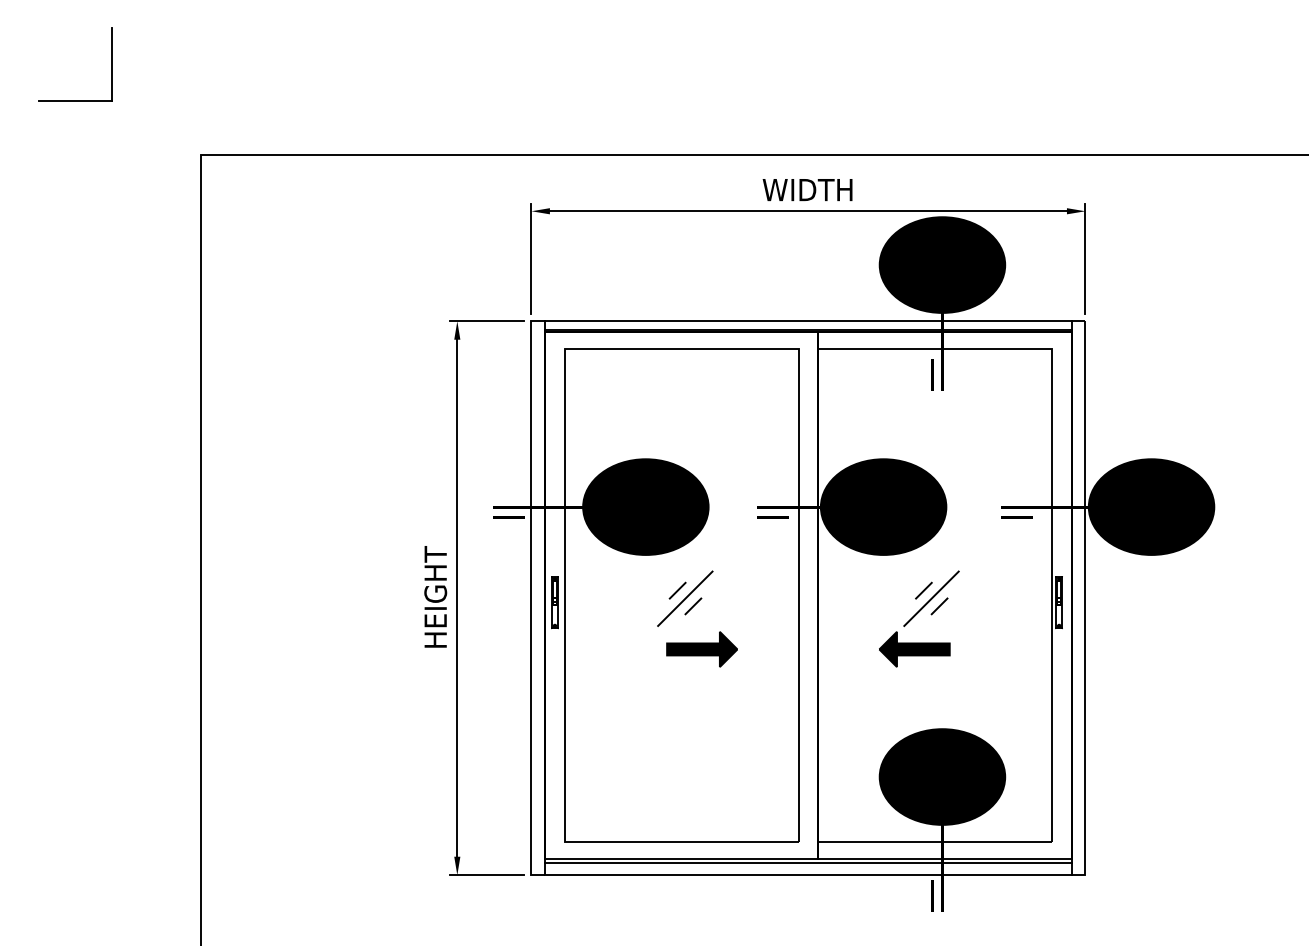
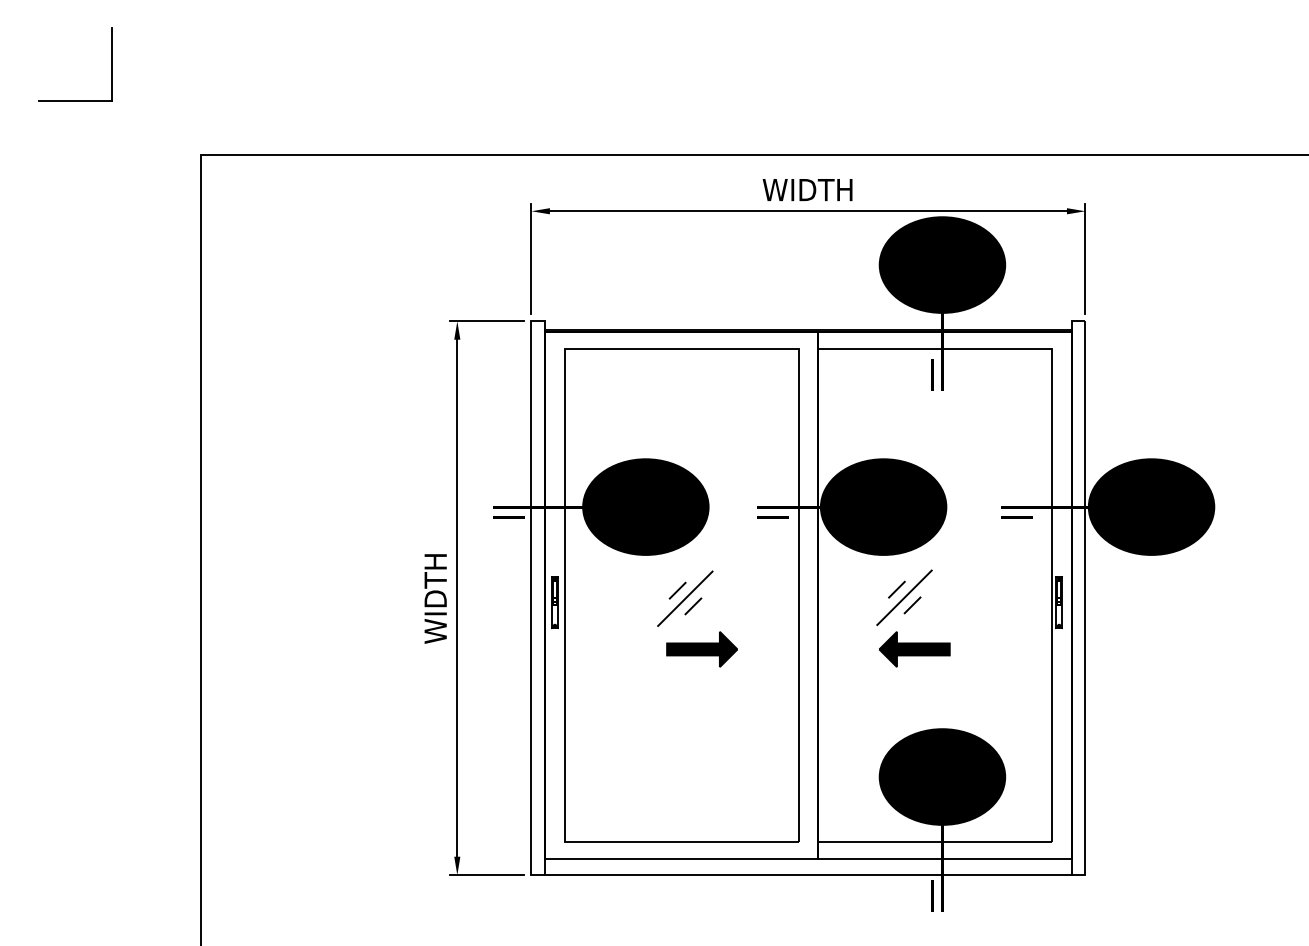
line: present -> none (808, 321)
text: HEIGHT -> WIDTH (435, 596)
part position: (931, 598) -> (904, 597) (904, 597)
line: present -> none (808, 863)
